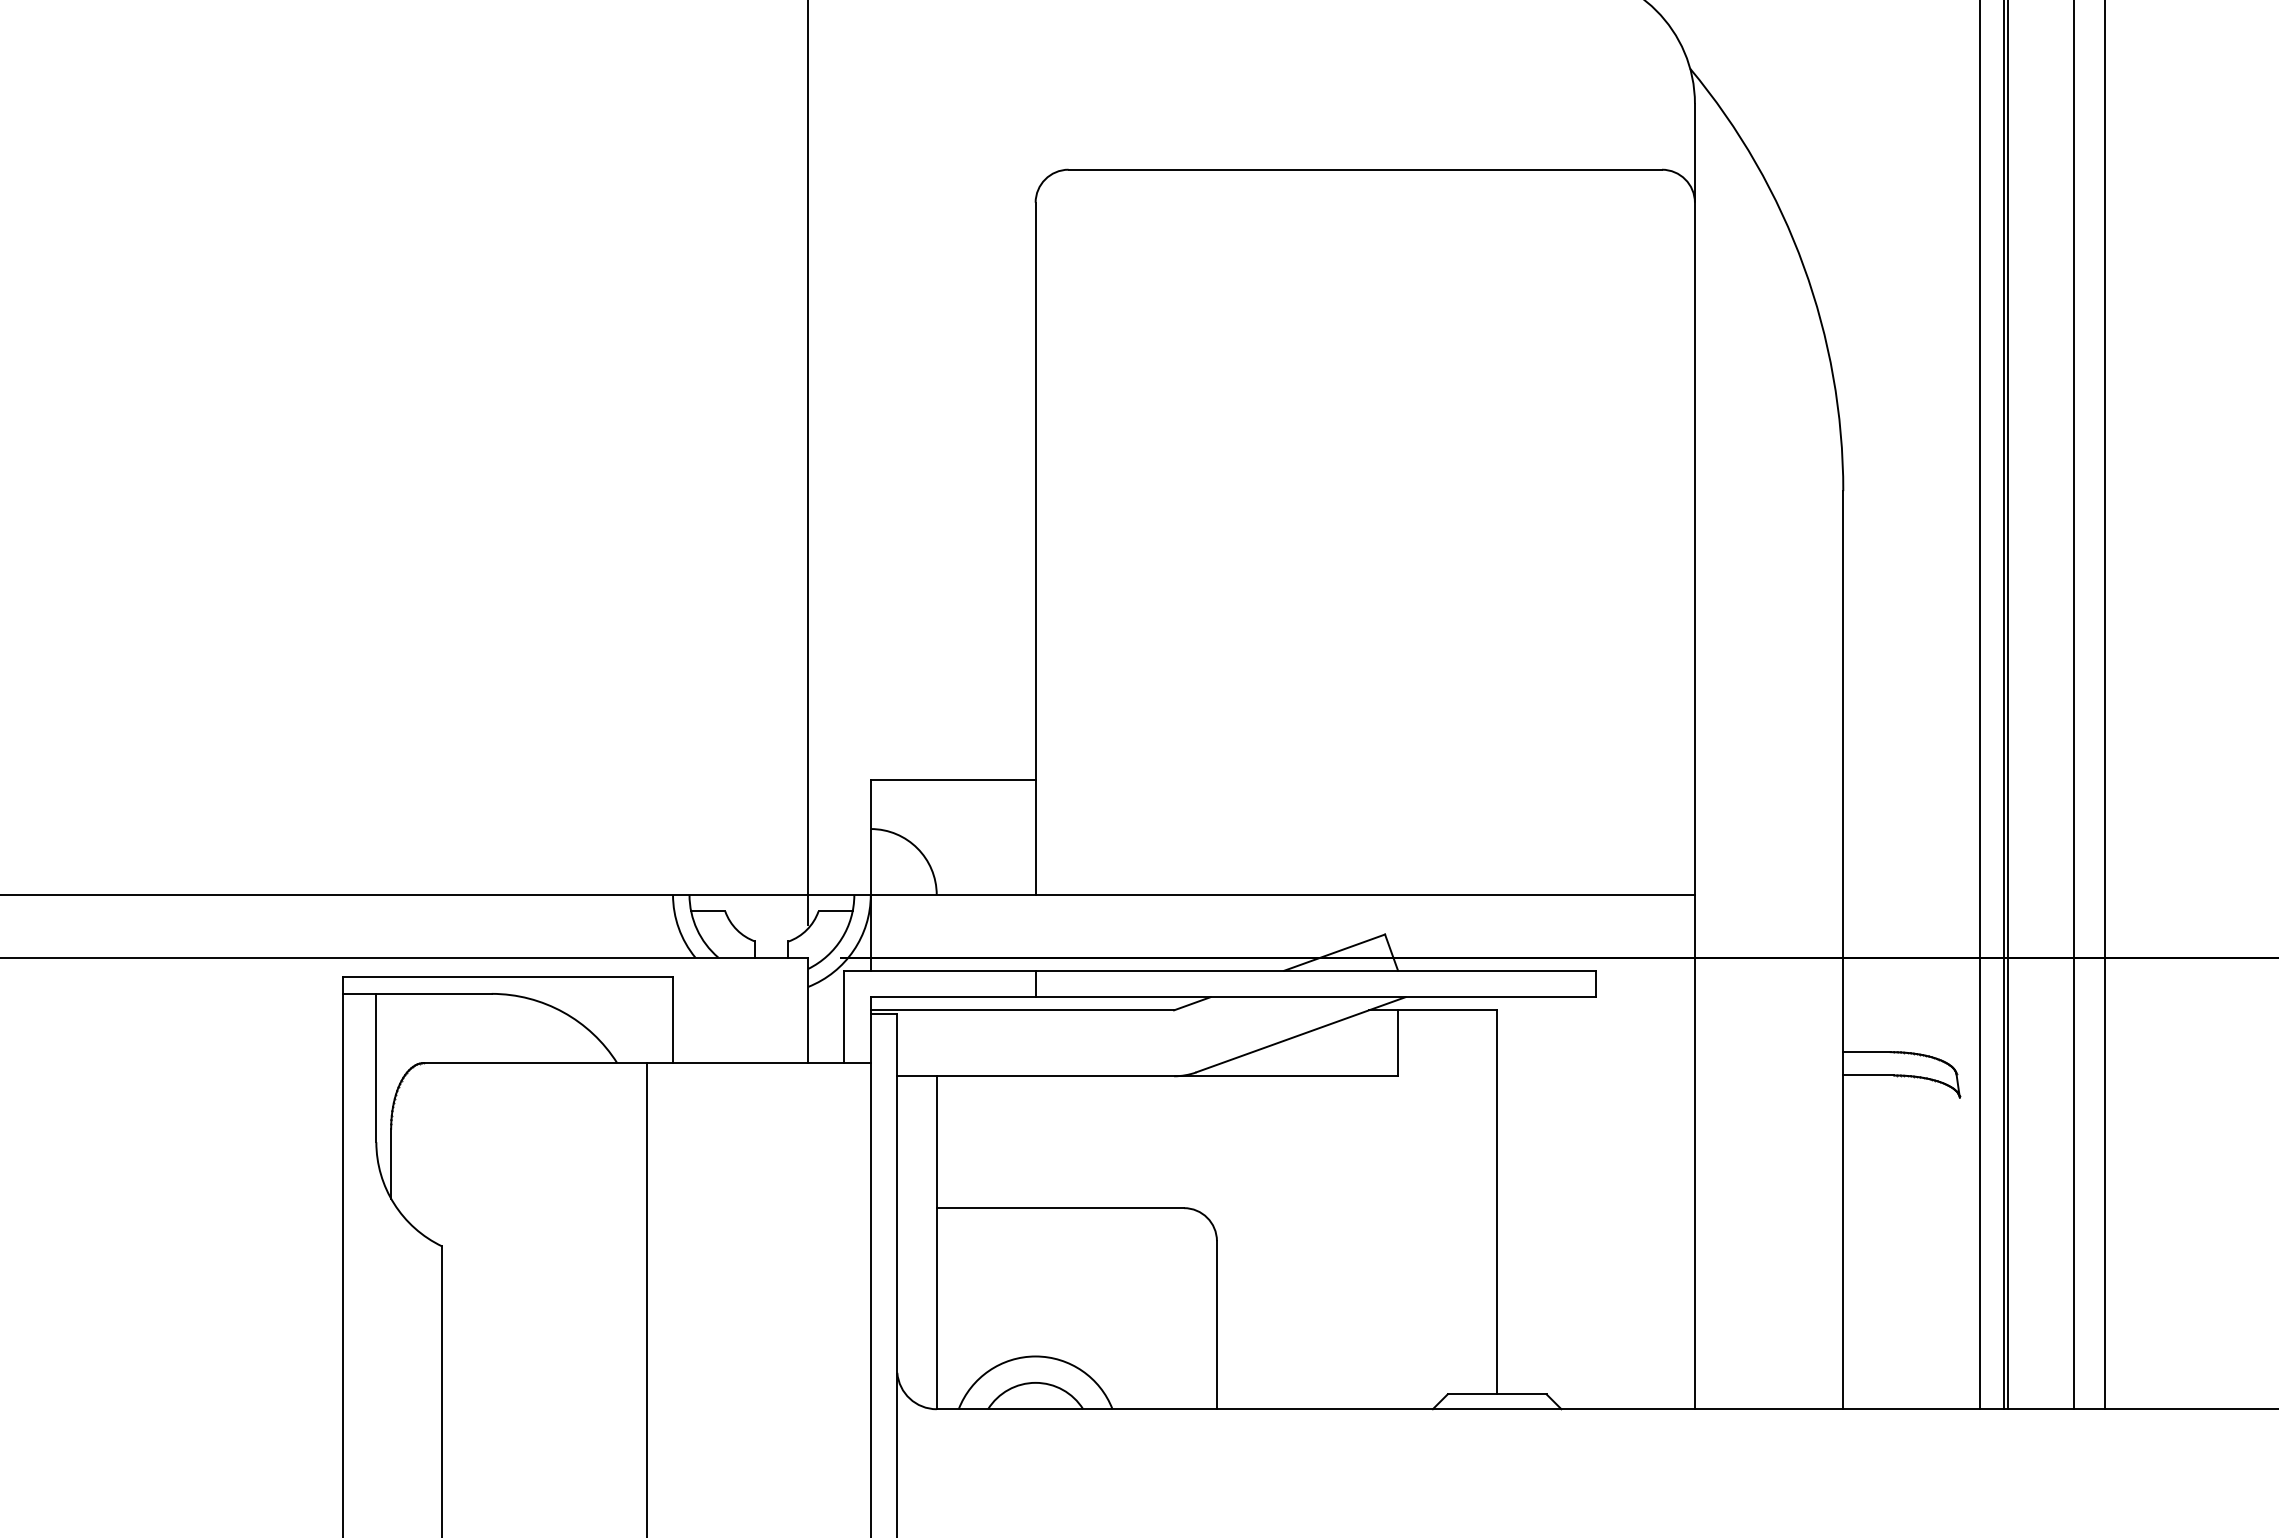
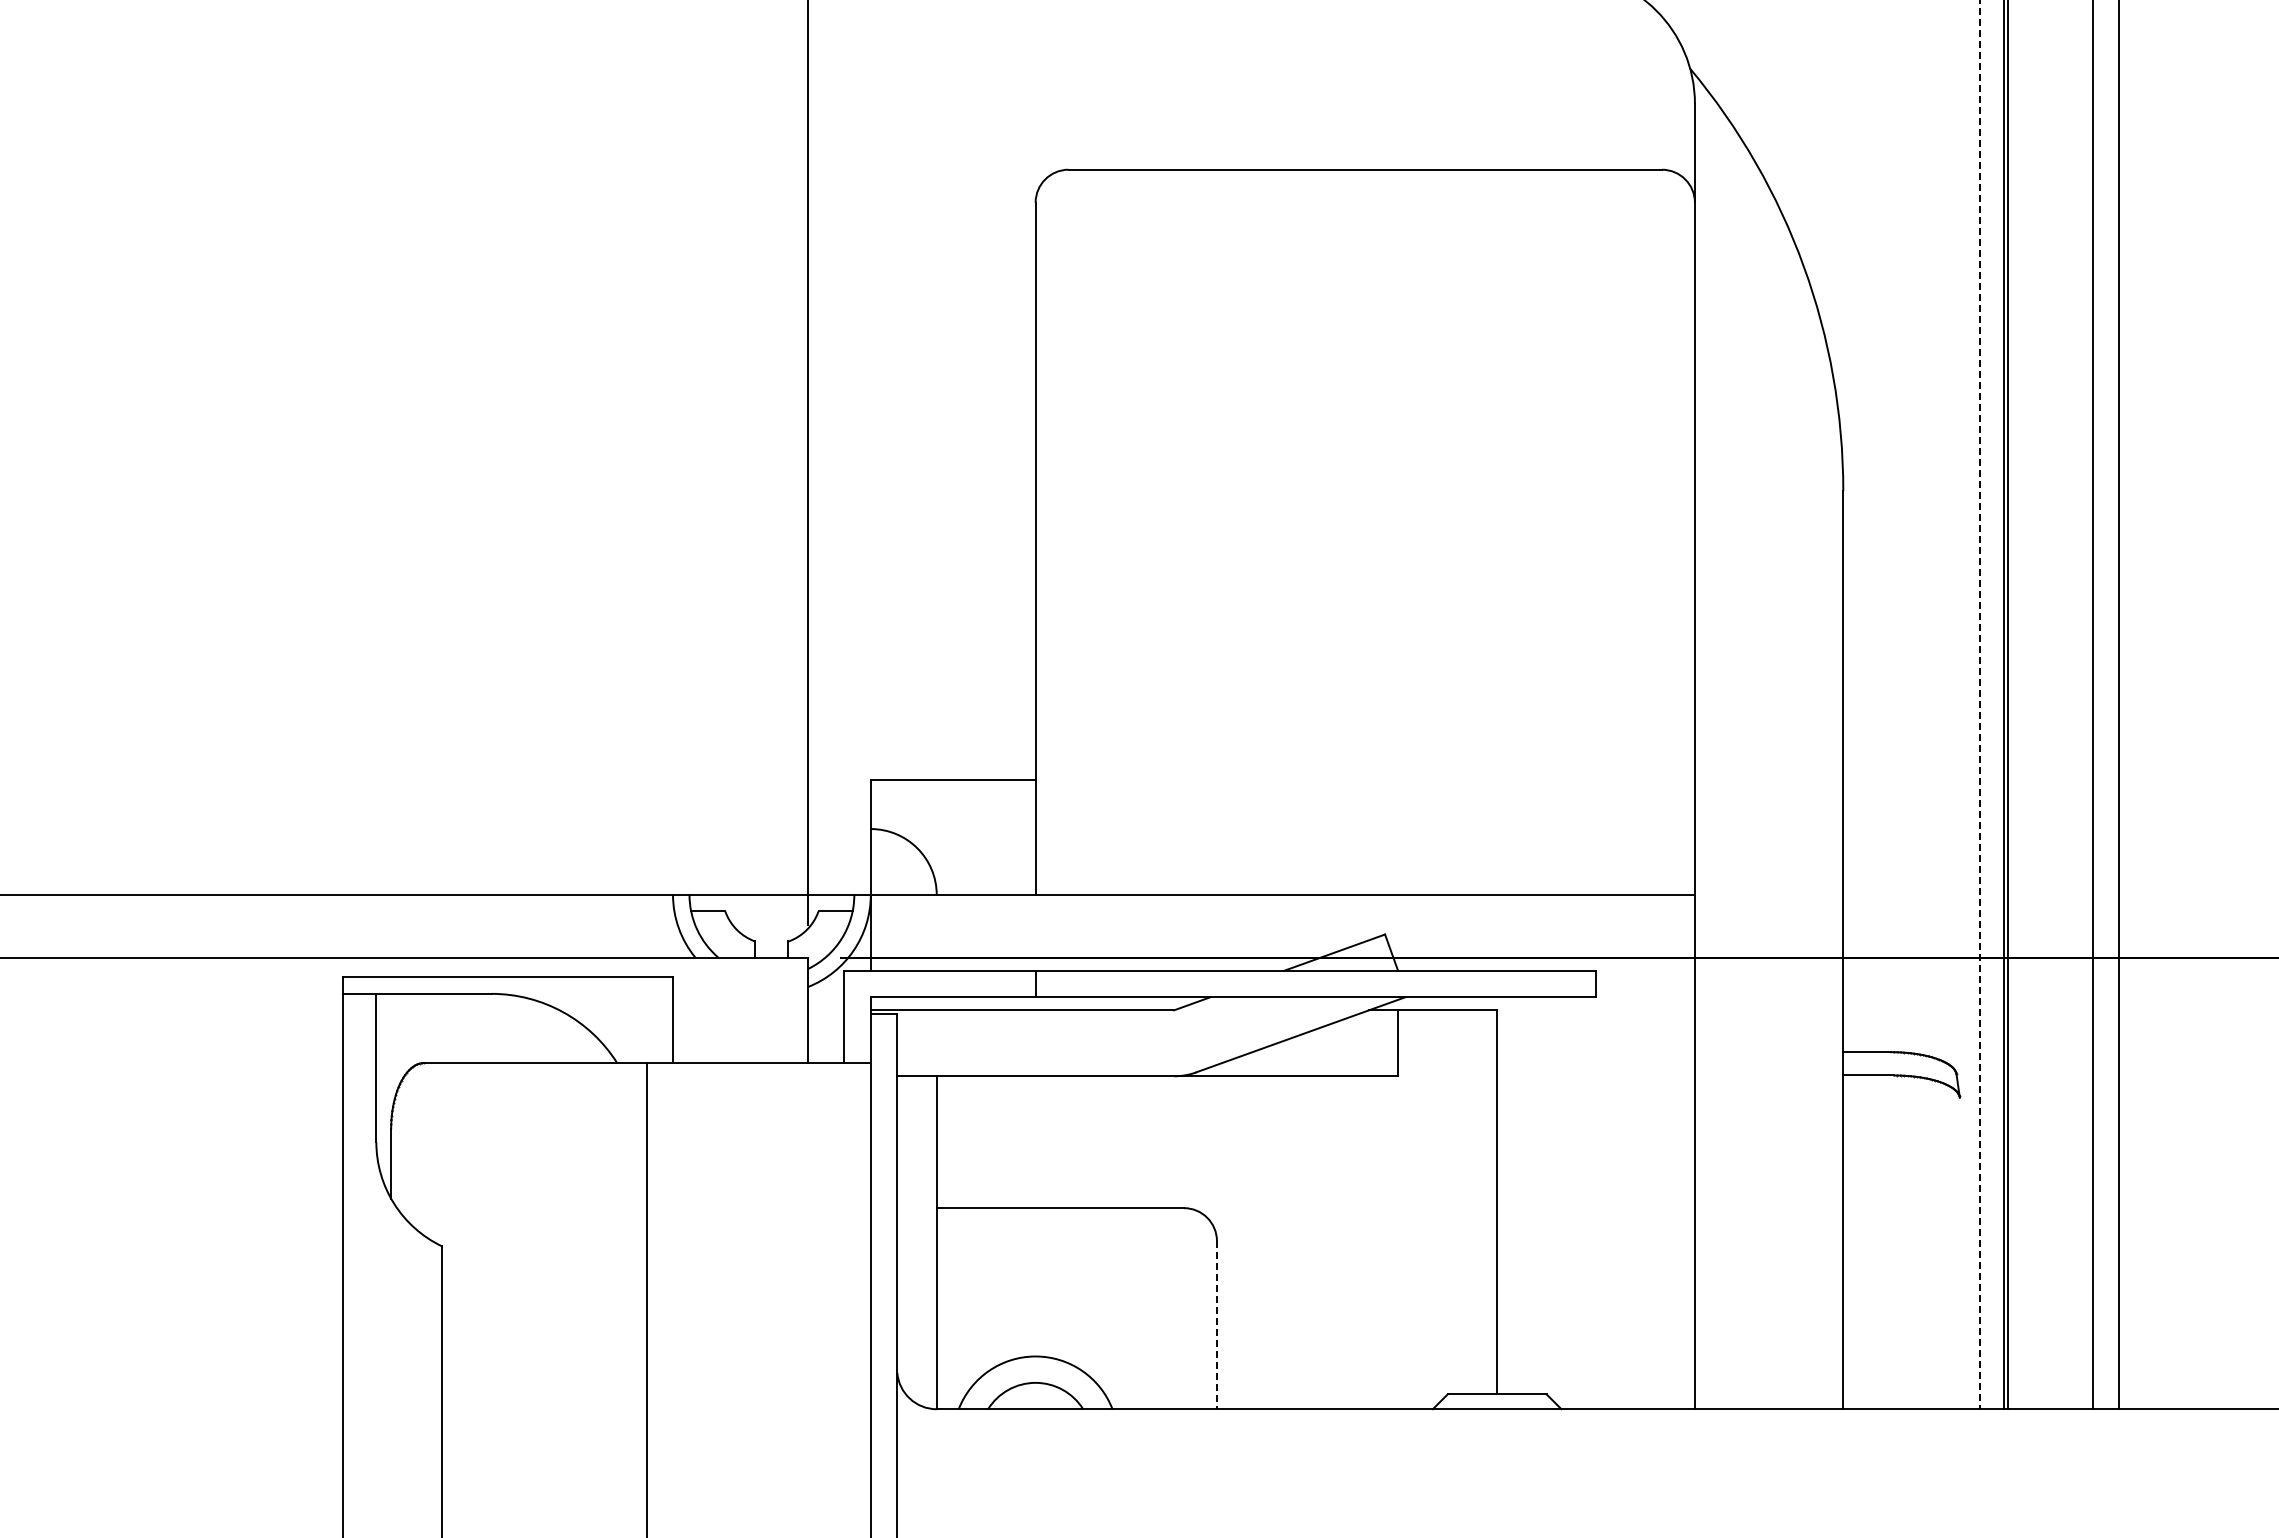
line: solid -> dashed (1980, 705)
line position: (2074, 705) -> (2093, 705) (2093, 705)
line position: (2105, 705) -> (2119, 705) (2119, 705)
line: solid -> dashed (1216, 1325)
